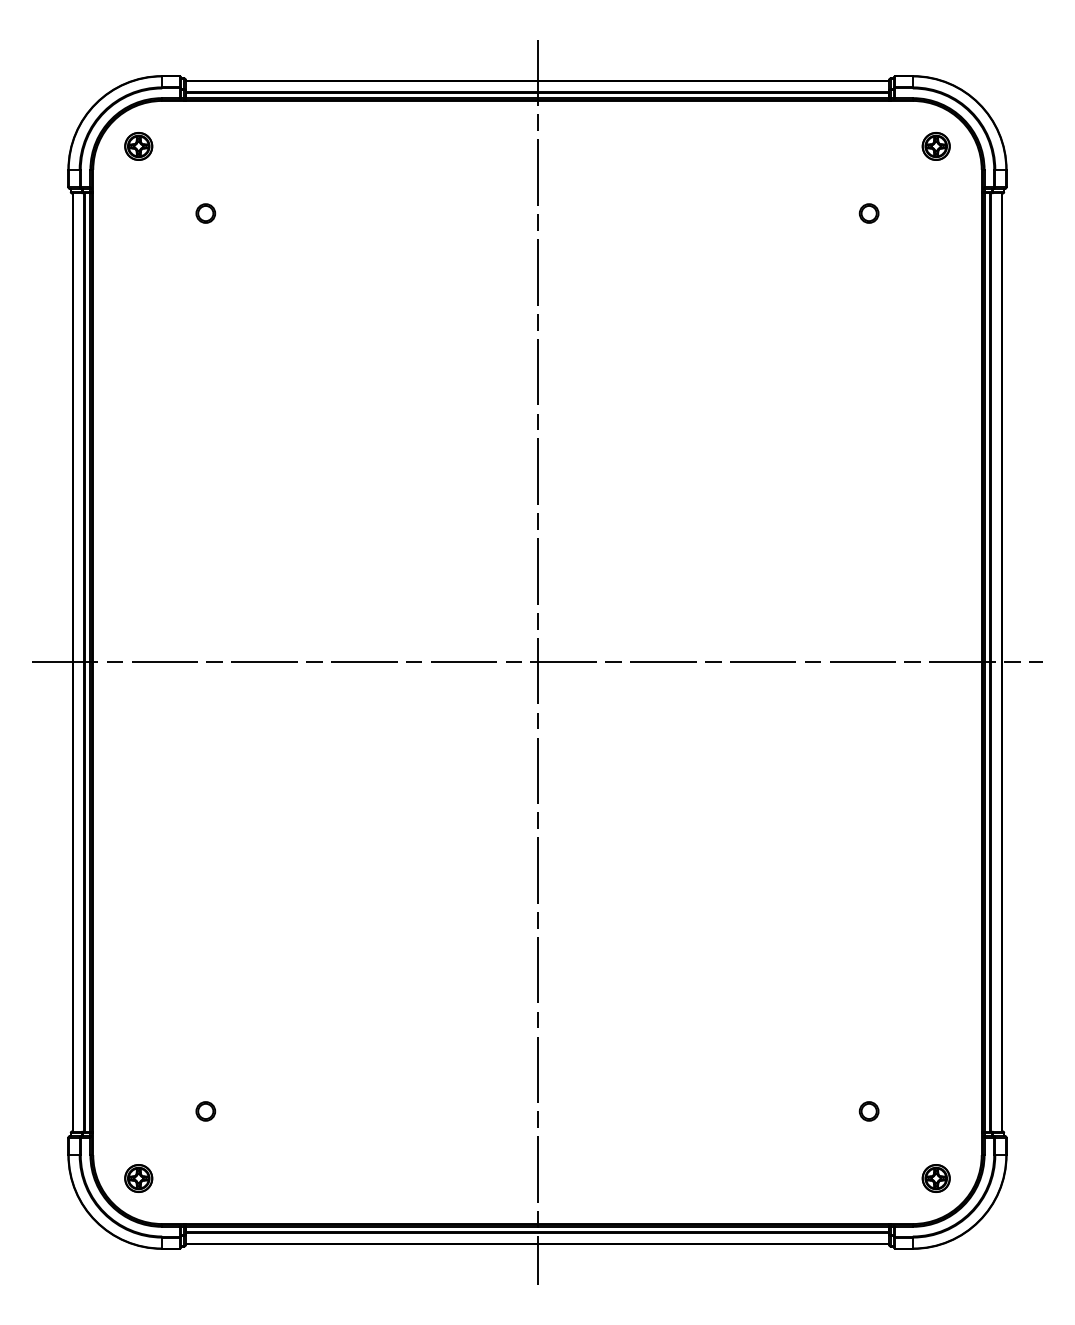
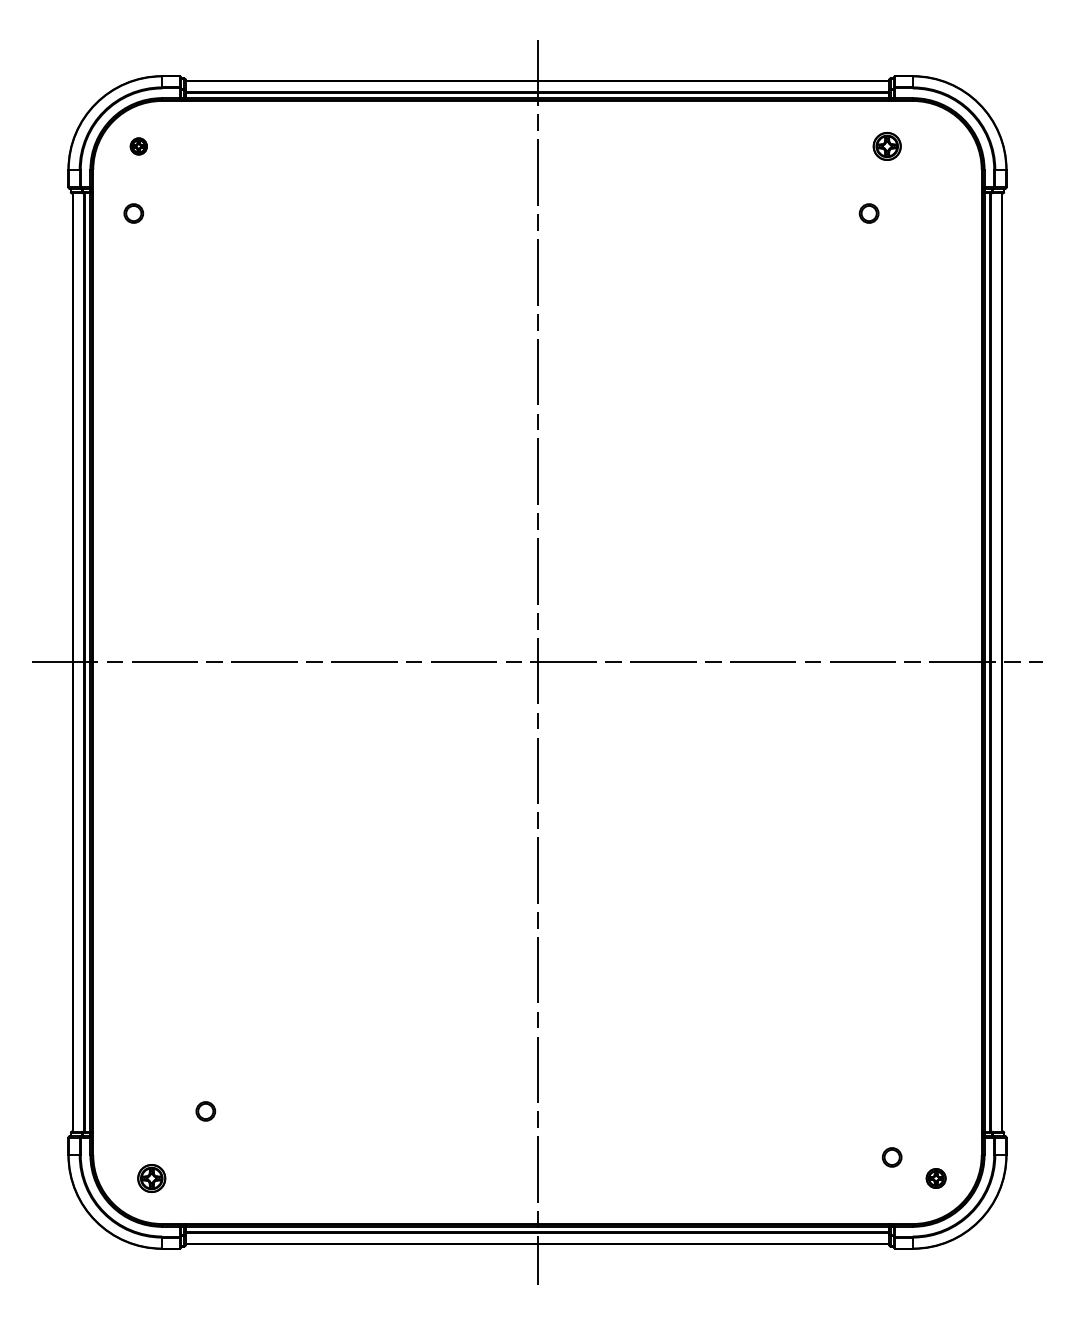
part size: 30x29 px -> 19x19 px (138, 146)
part position: (935, 146) -> (886, 146) (886, 146)
part position: (205, 213) -> (133, 213) (133, 213)
part position: (868, 1111) -> (891, 1157) (891, 1157)
part position: (138, 1178) -> (151, 1178) (151, 1178)
part size: 30x29 px -> 22x21 px (935, 1178)
